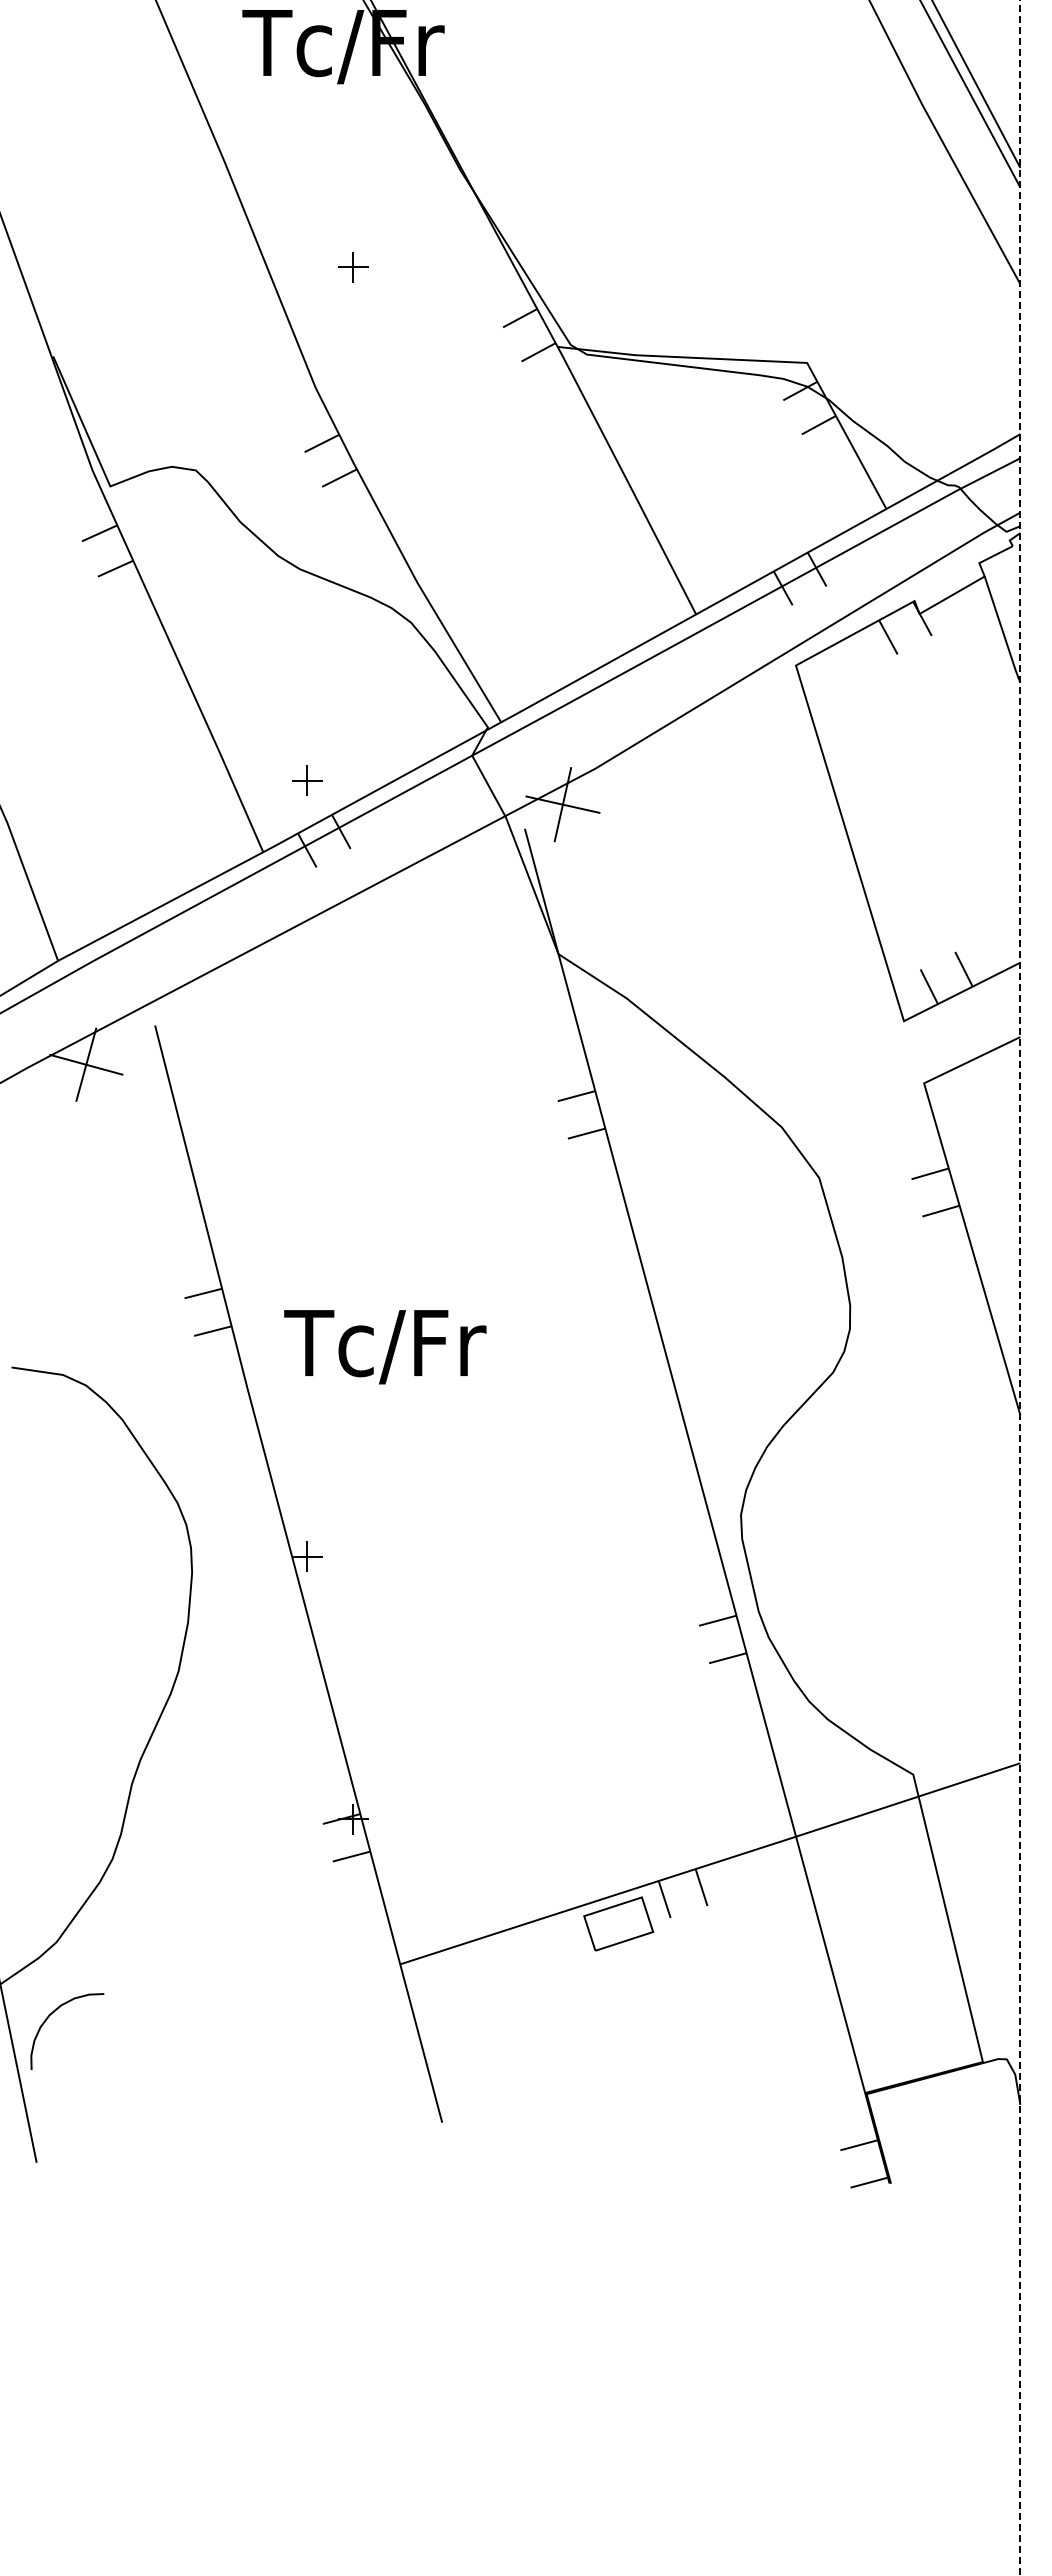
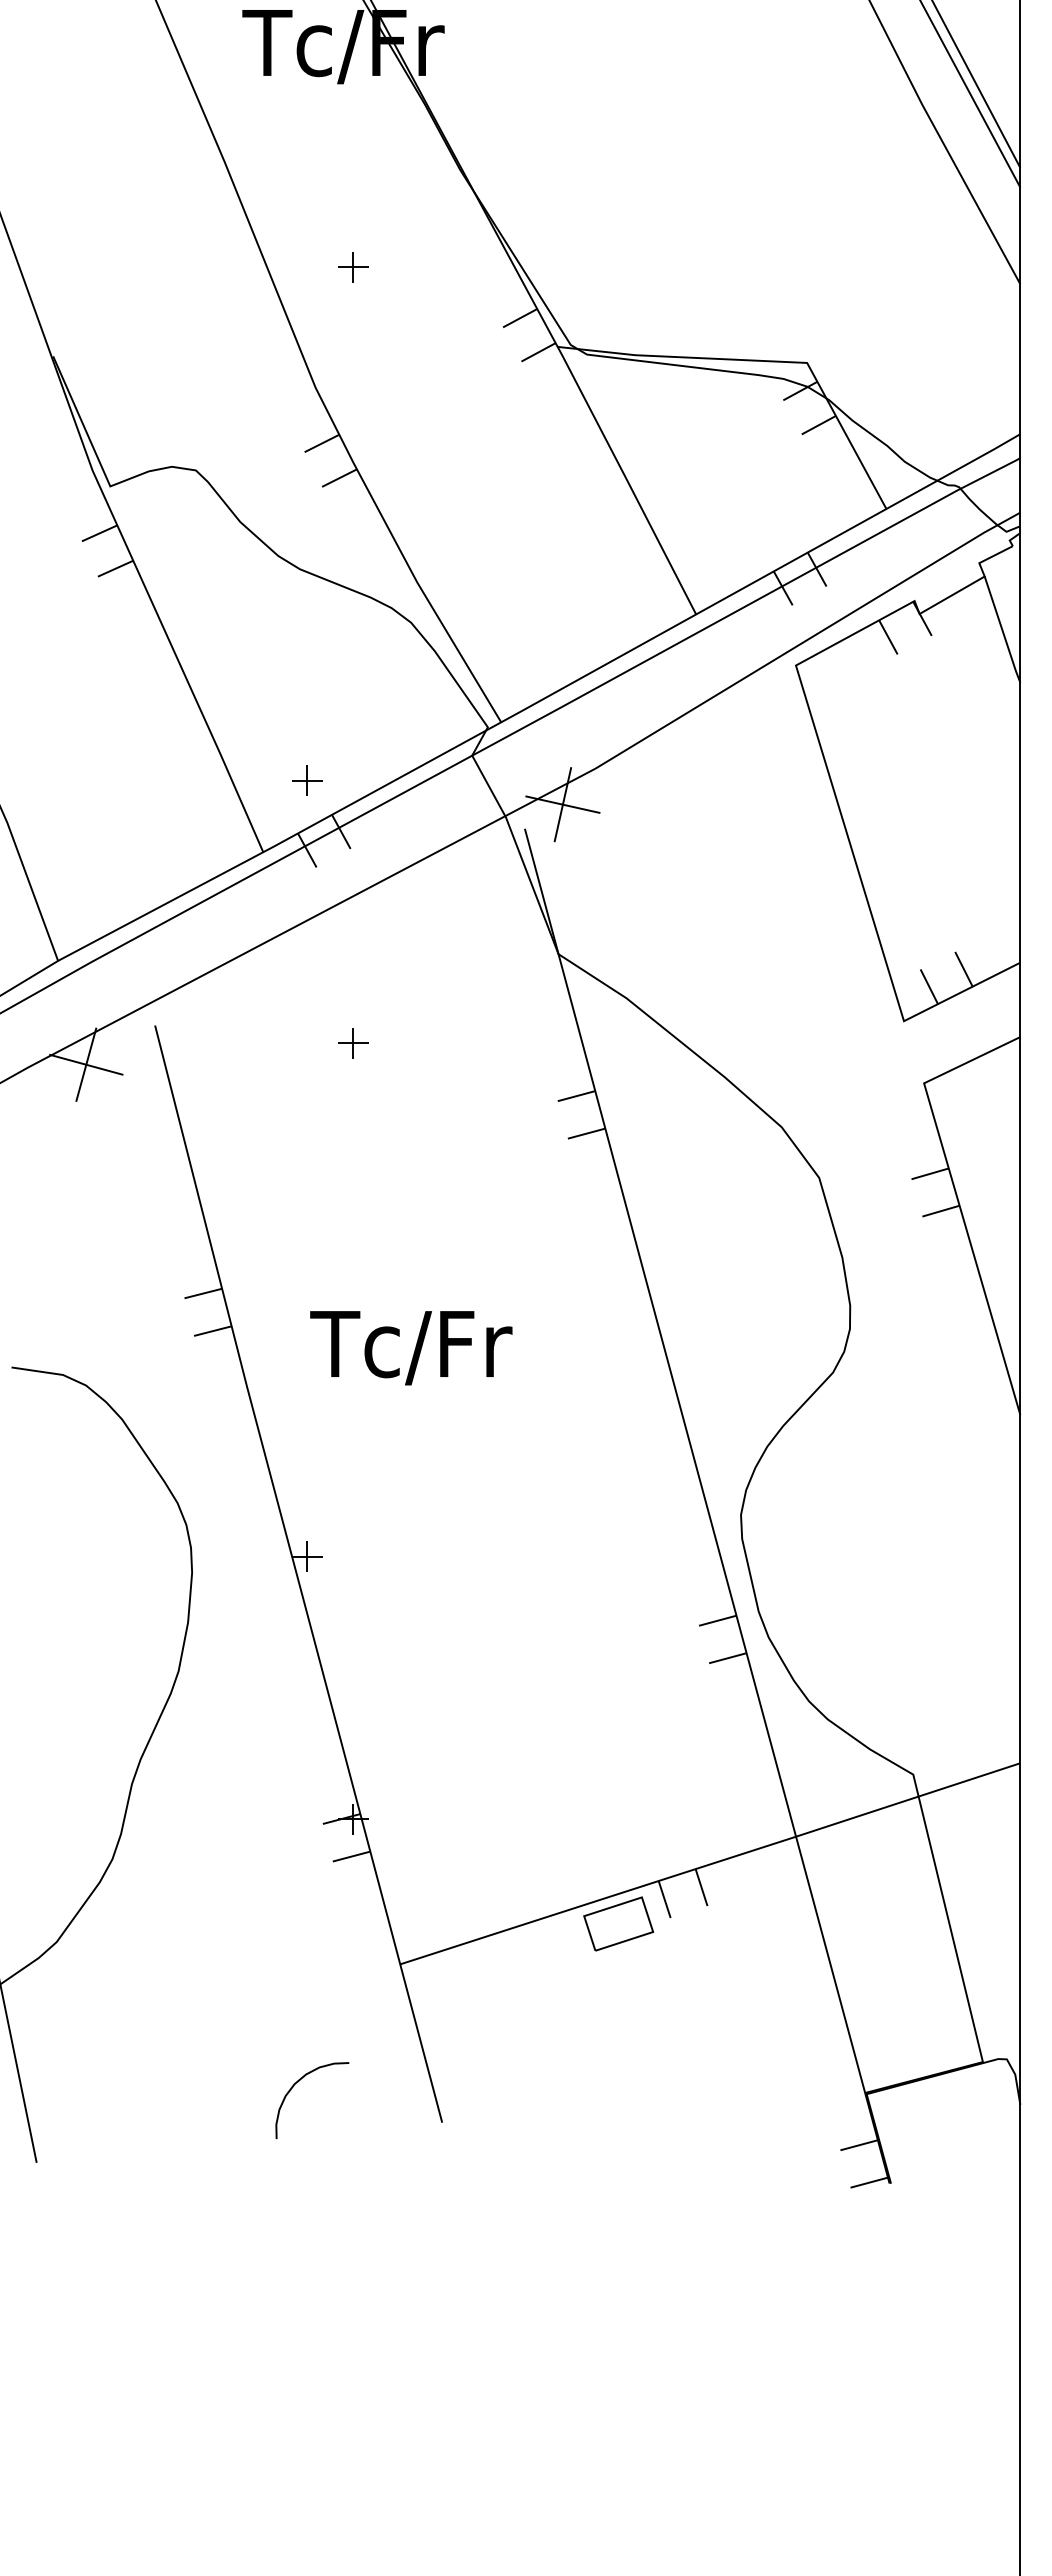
part: none -> present (353, 1043)
line: dashed -> solid (1020, 1287)
text position: (385, 1347) -> (411, 1348) (411, 1348)
curve position: (53, 2013) -> (298, 2082) (298, 2082)
